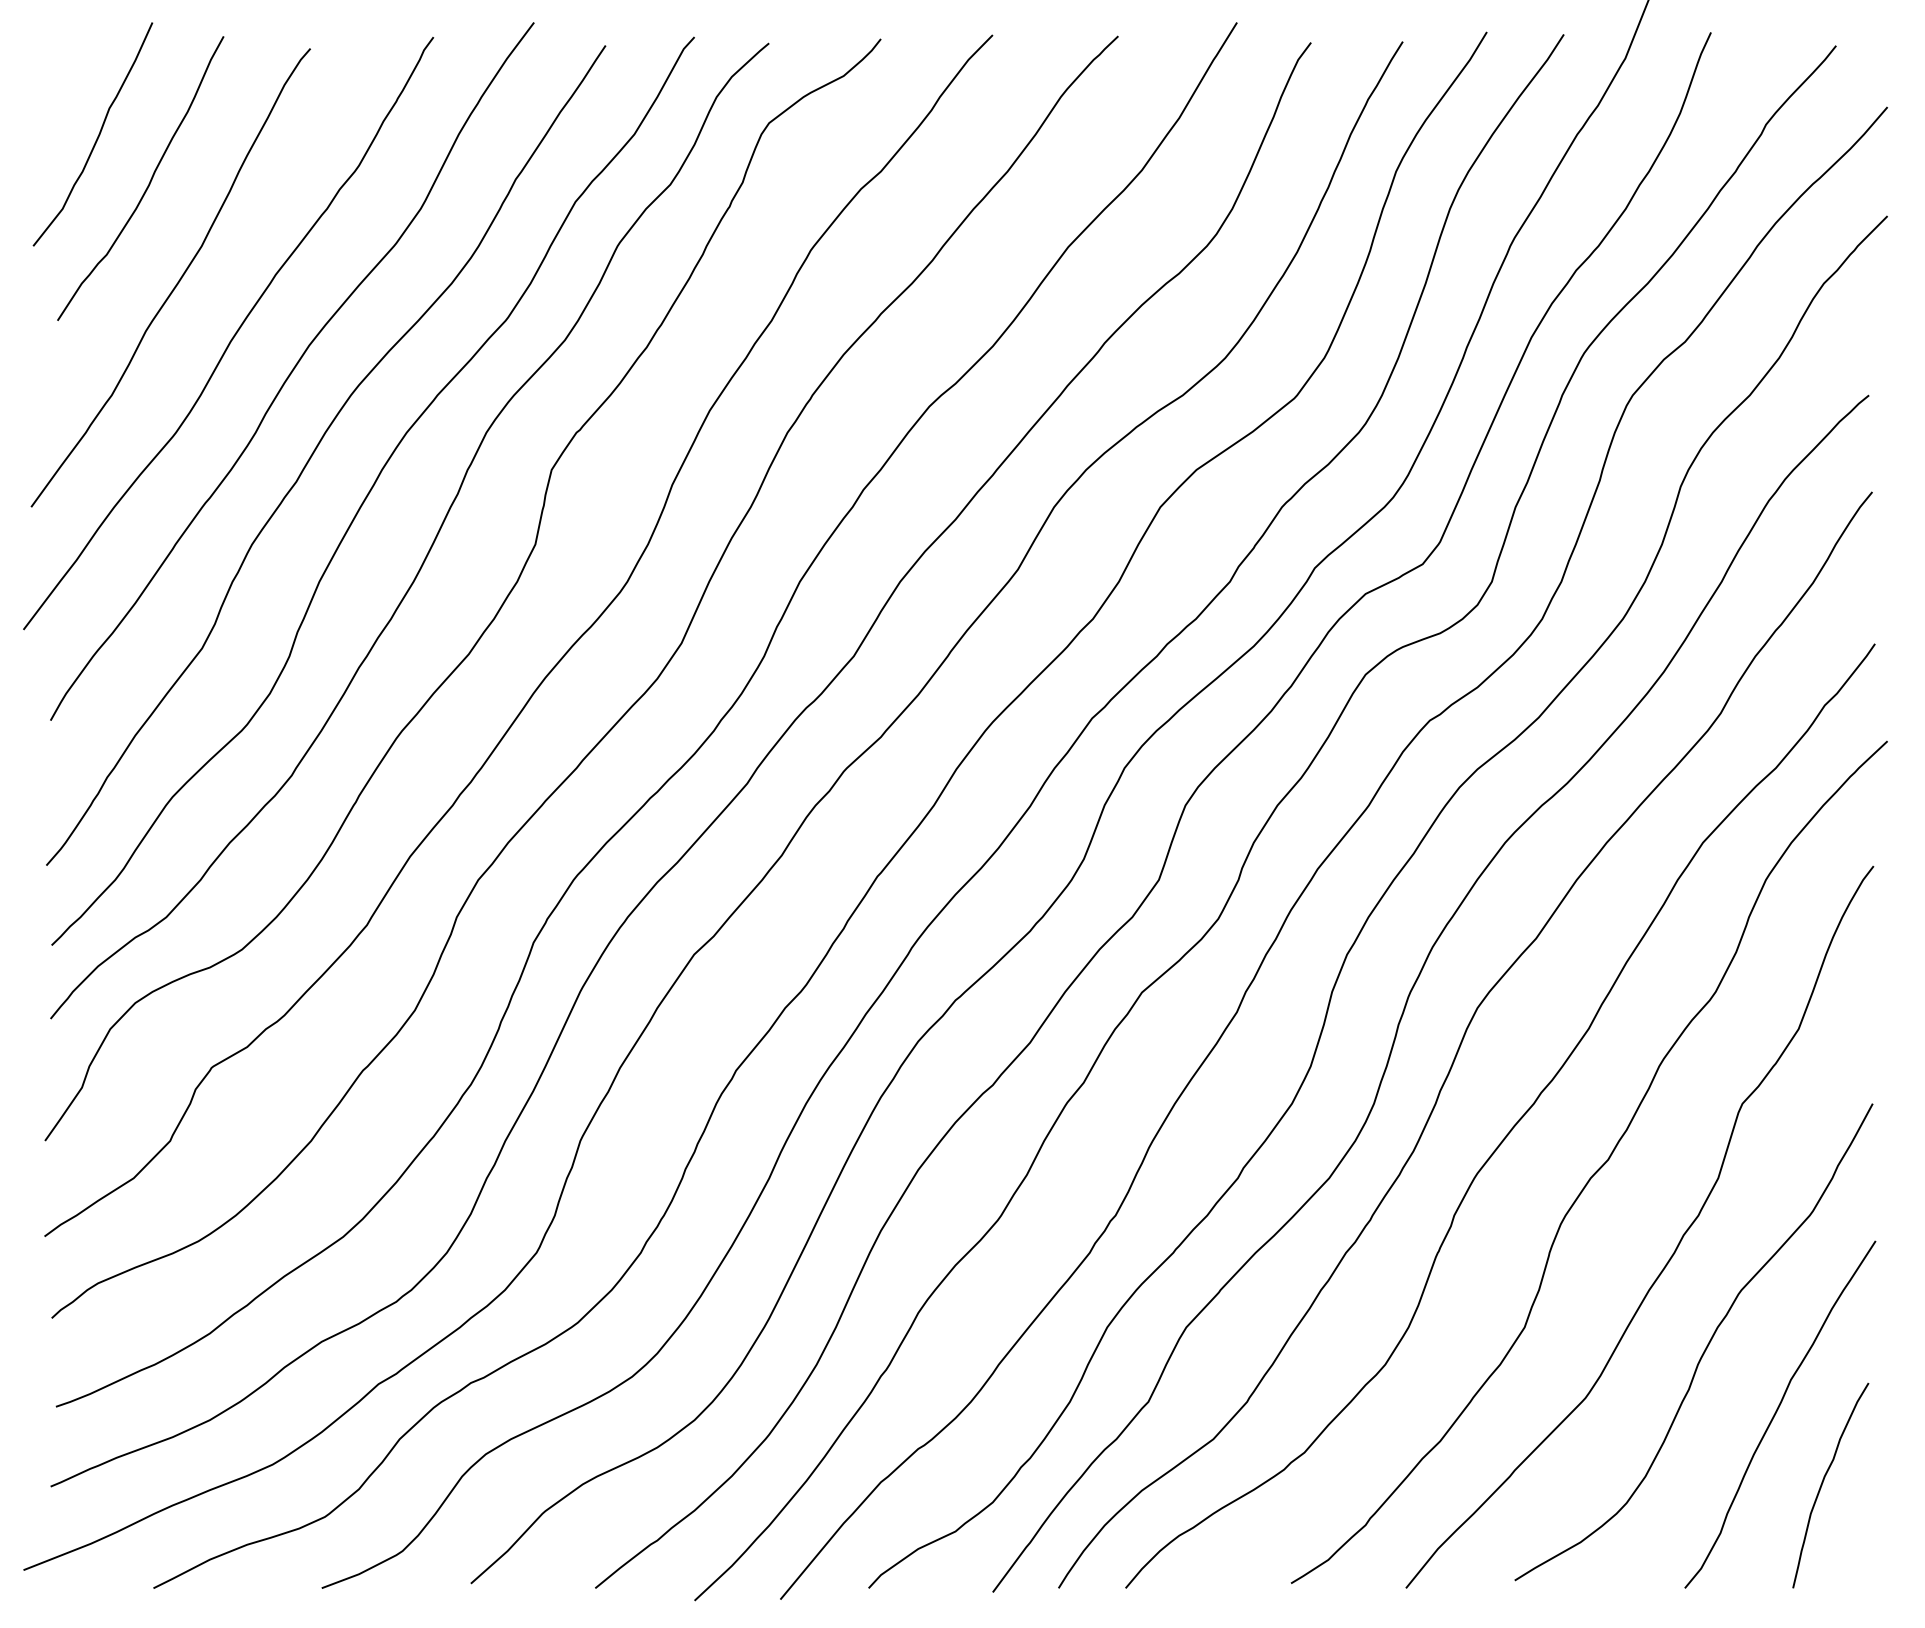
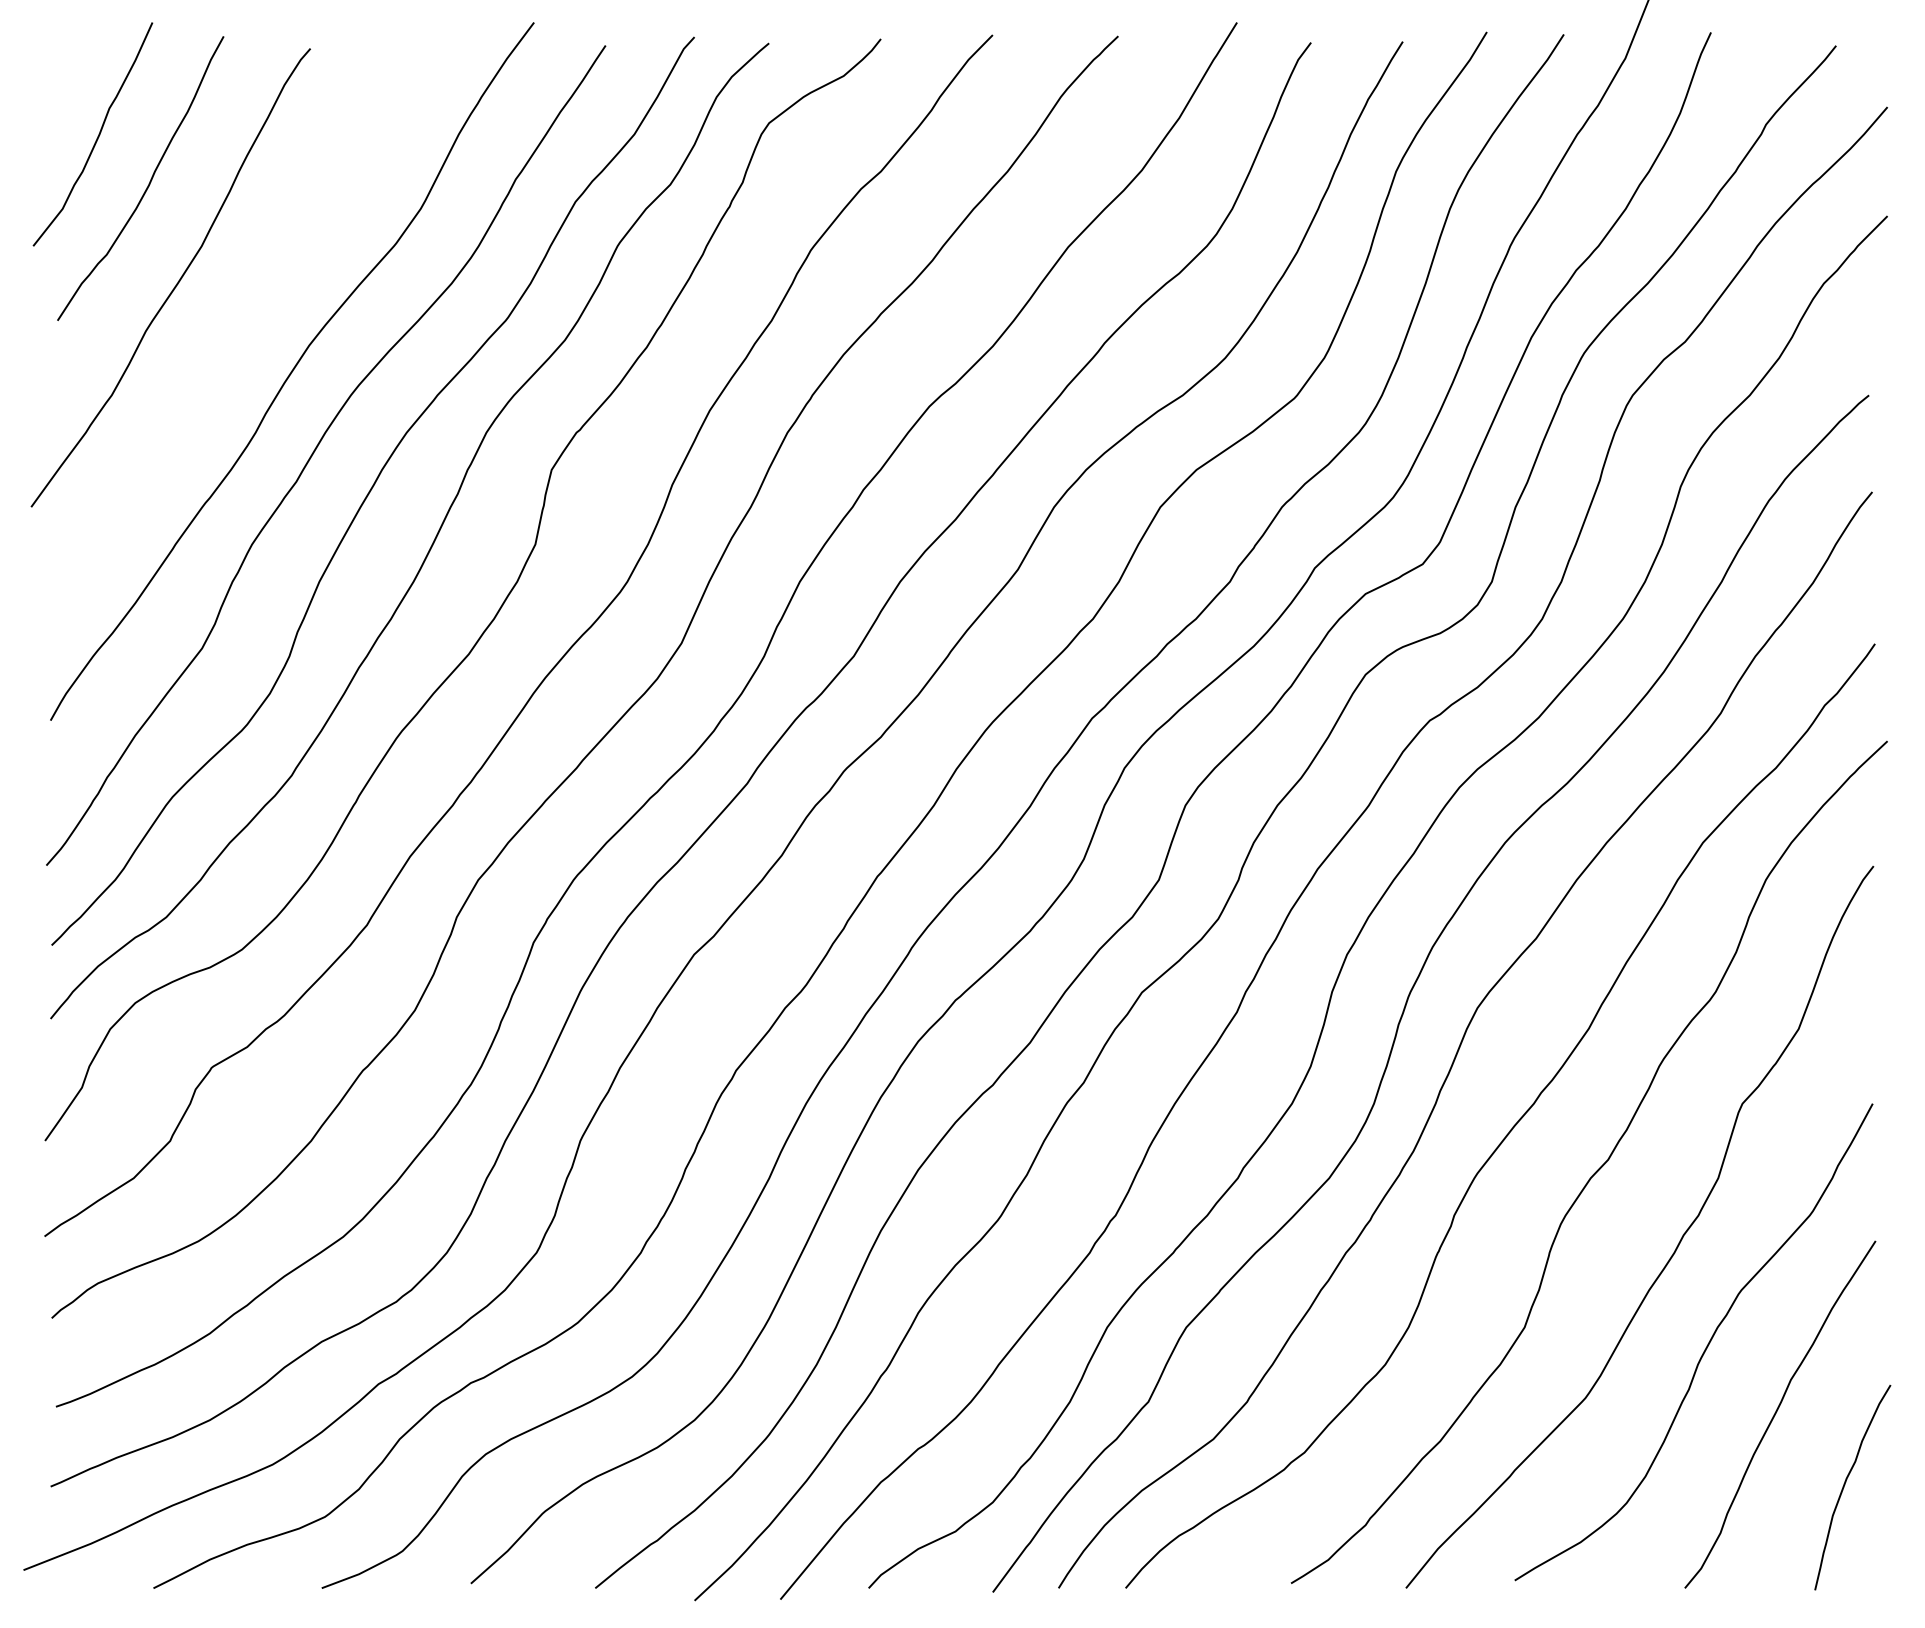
curve: present -> none (233, 335)
curve position: (1823, 1483) -> (1845, 1485) (1845, 1485)
